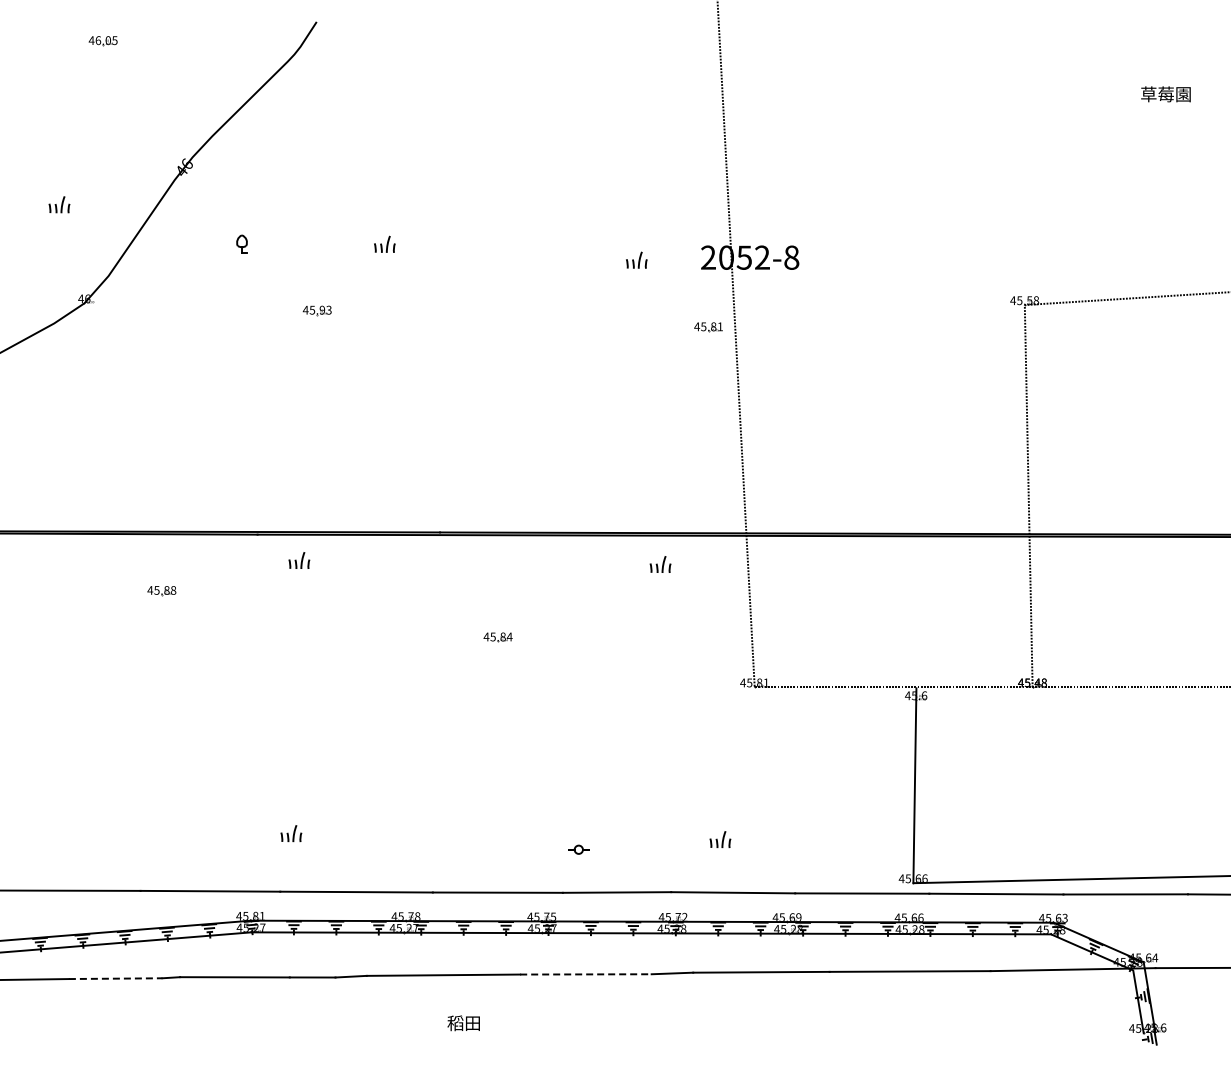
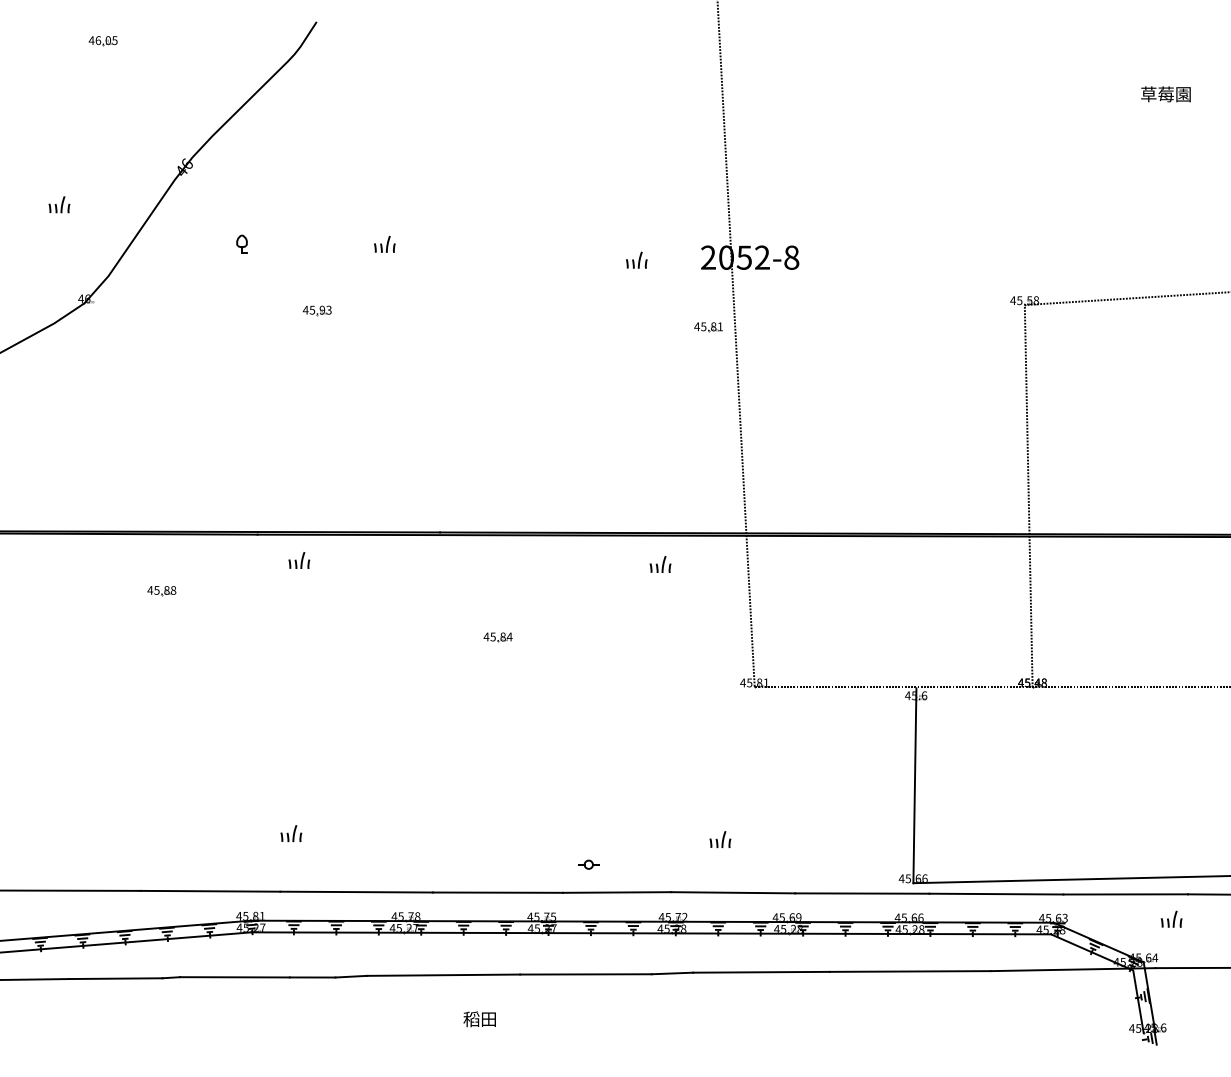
part position: (578, 849) -> (588, 864) (588, 864)
part: none -> present (1171, 918)
line: dashed -> solid (585, 974)
line: dashed -> solid (115, 978)
text position: (463, 1023) -> (479, 1019) (479, 1019)
